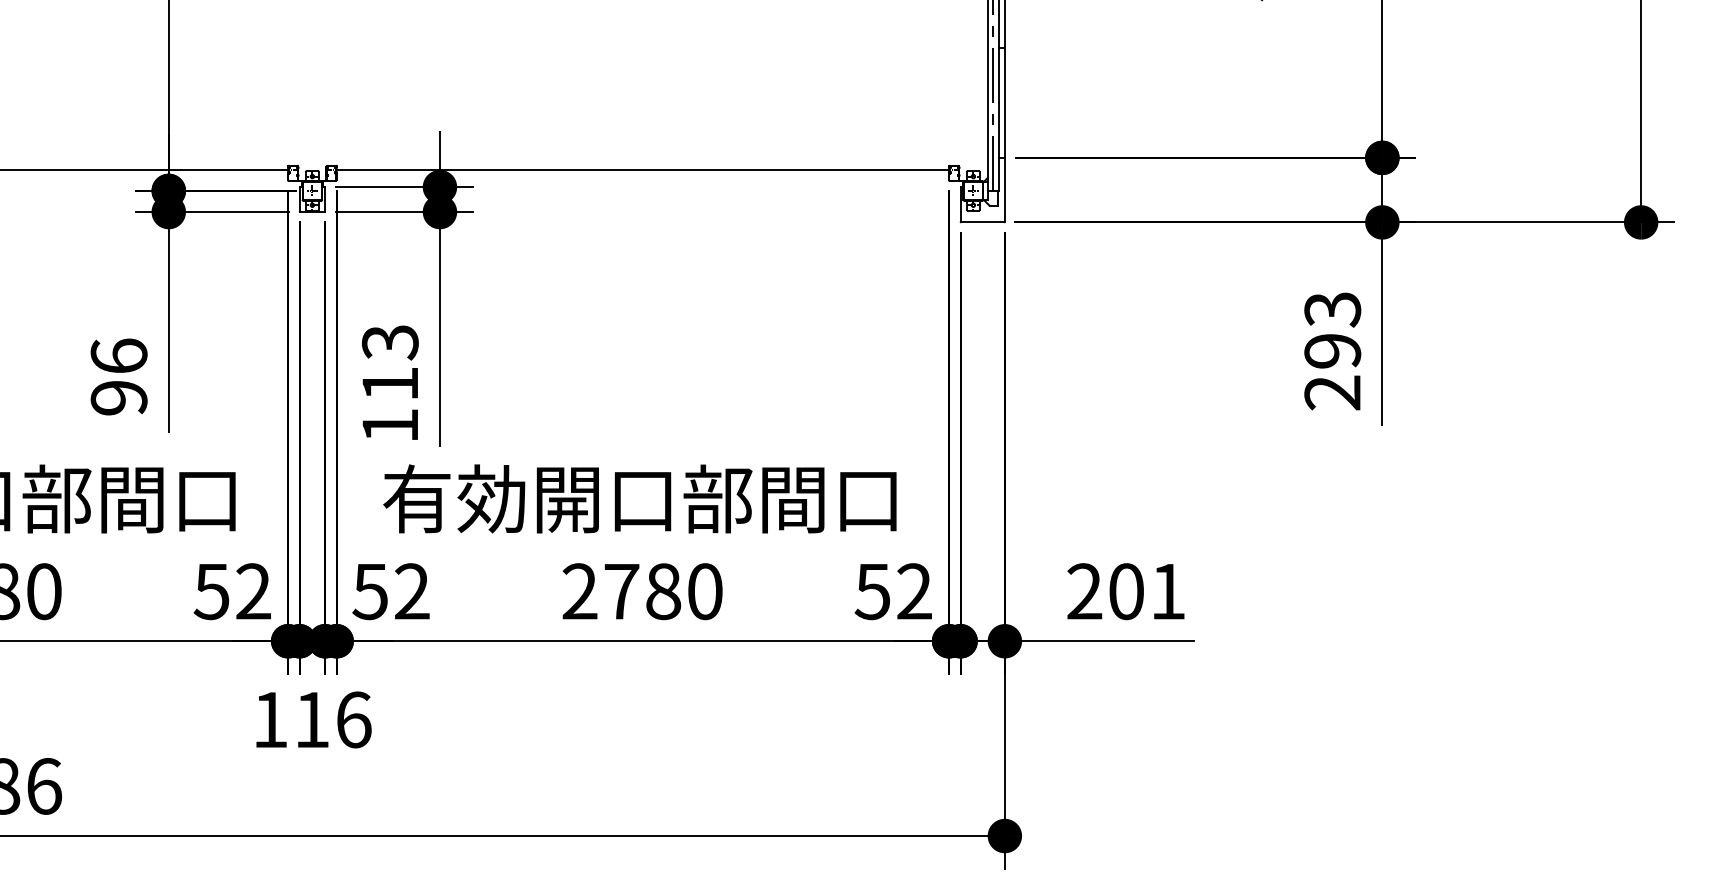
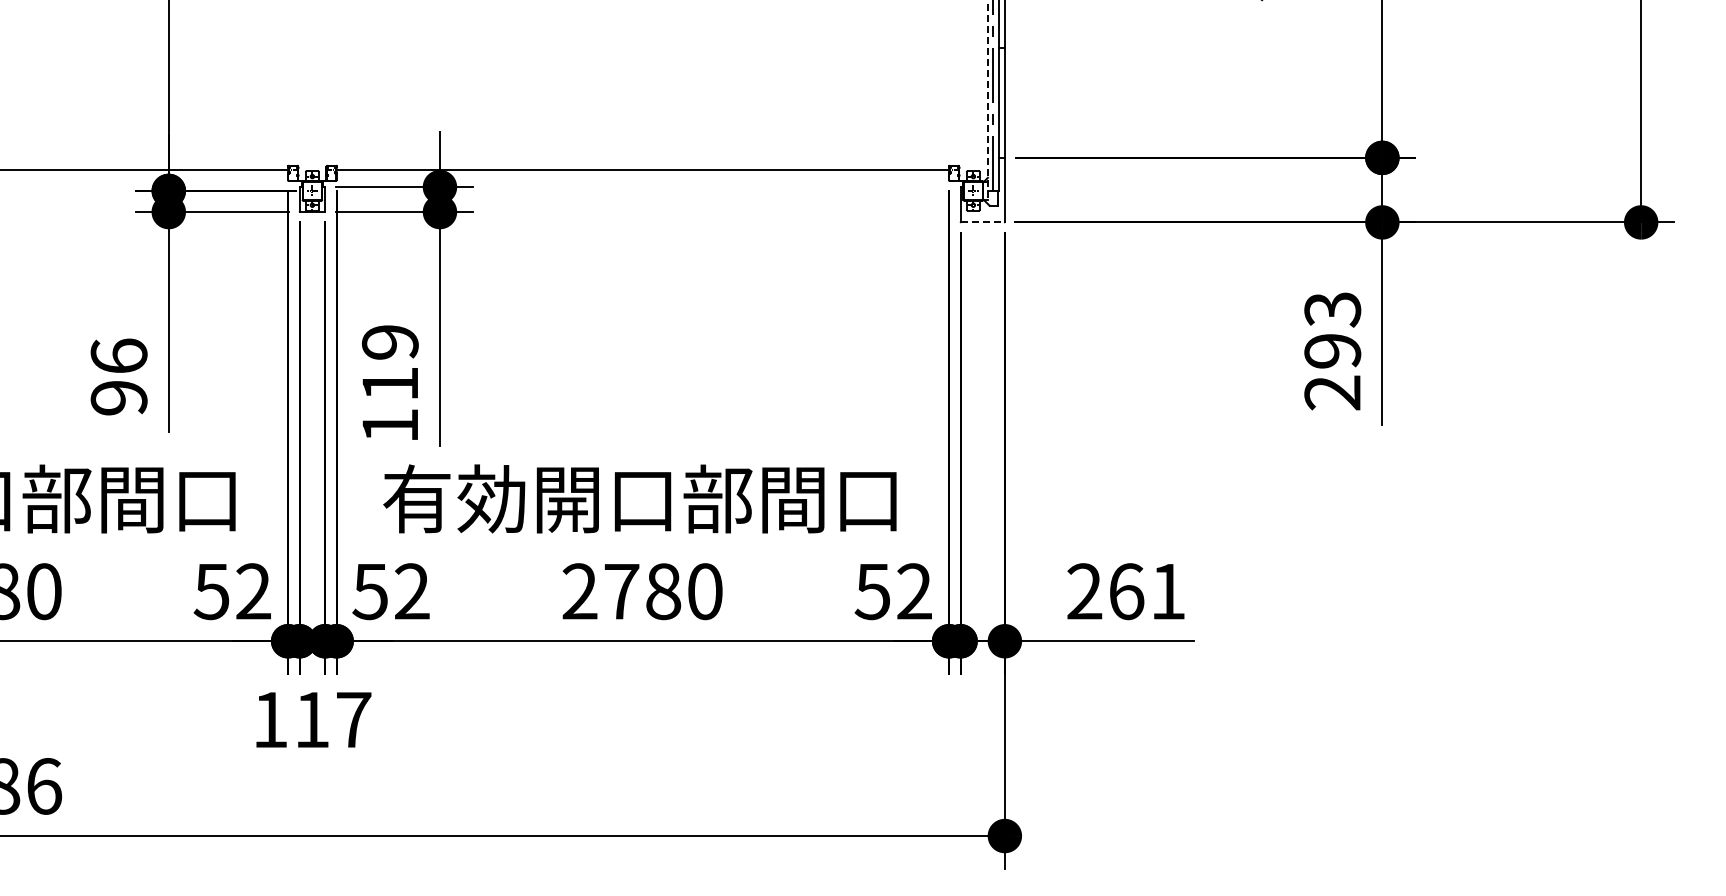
line: solid -> dashed (987, 100)
line: solid -> dashed (983, 222)
text: 113 -> 119 (390, 342)
text: 201 -> 261 (1126, 591)
text: 116 -> 117 (354, 719)
